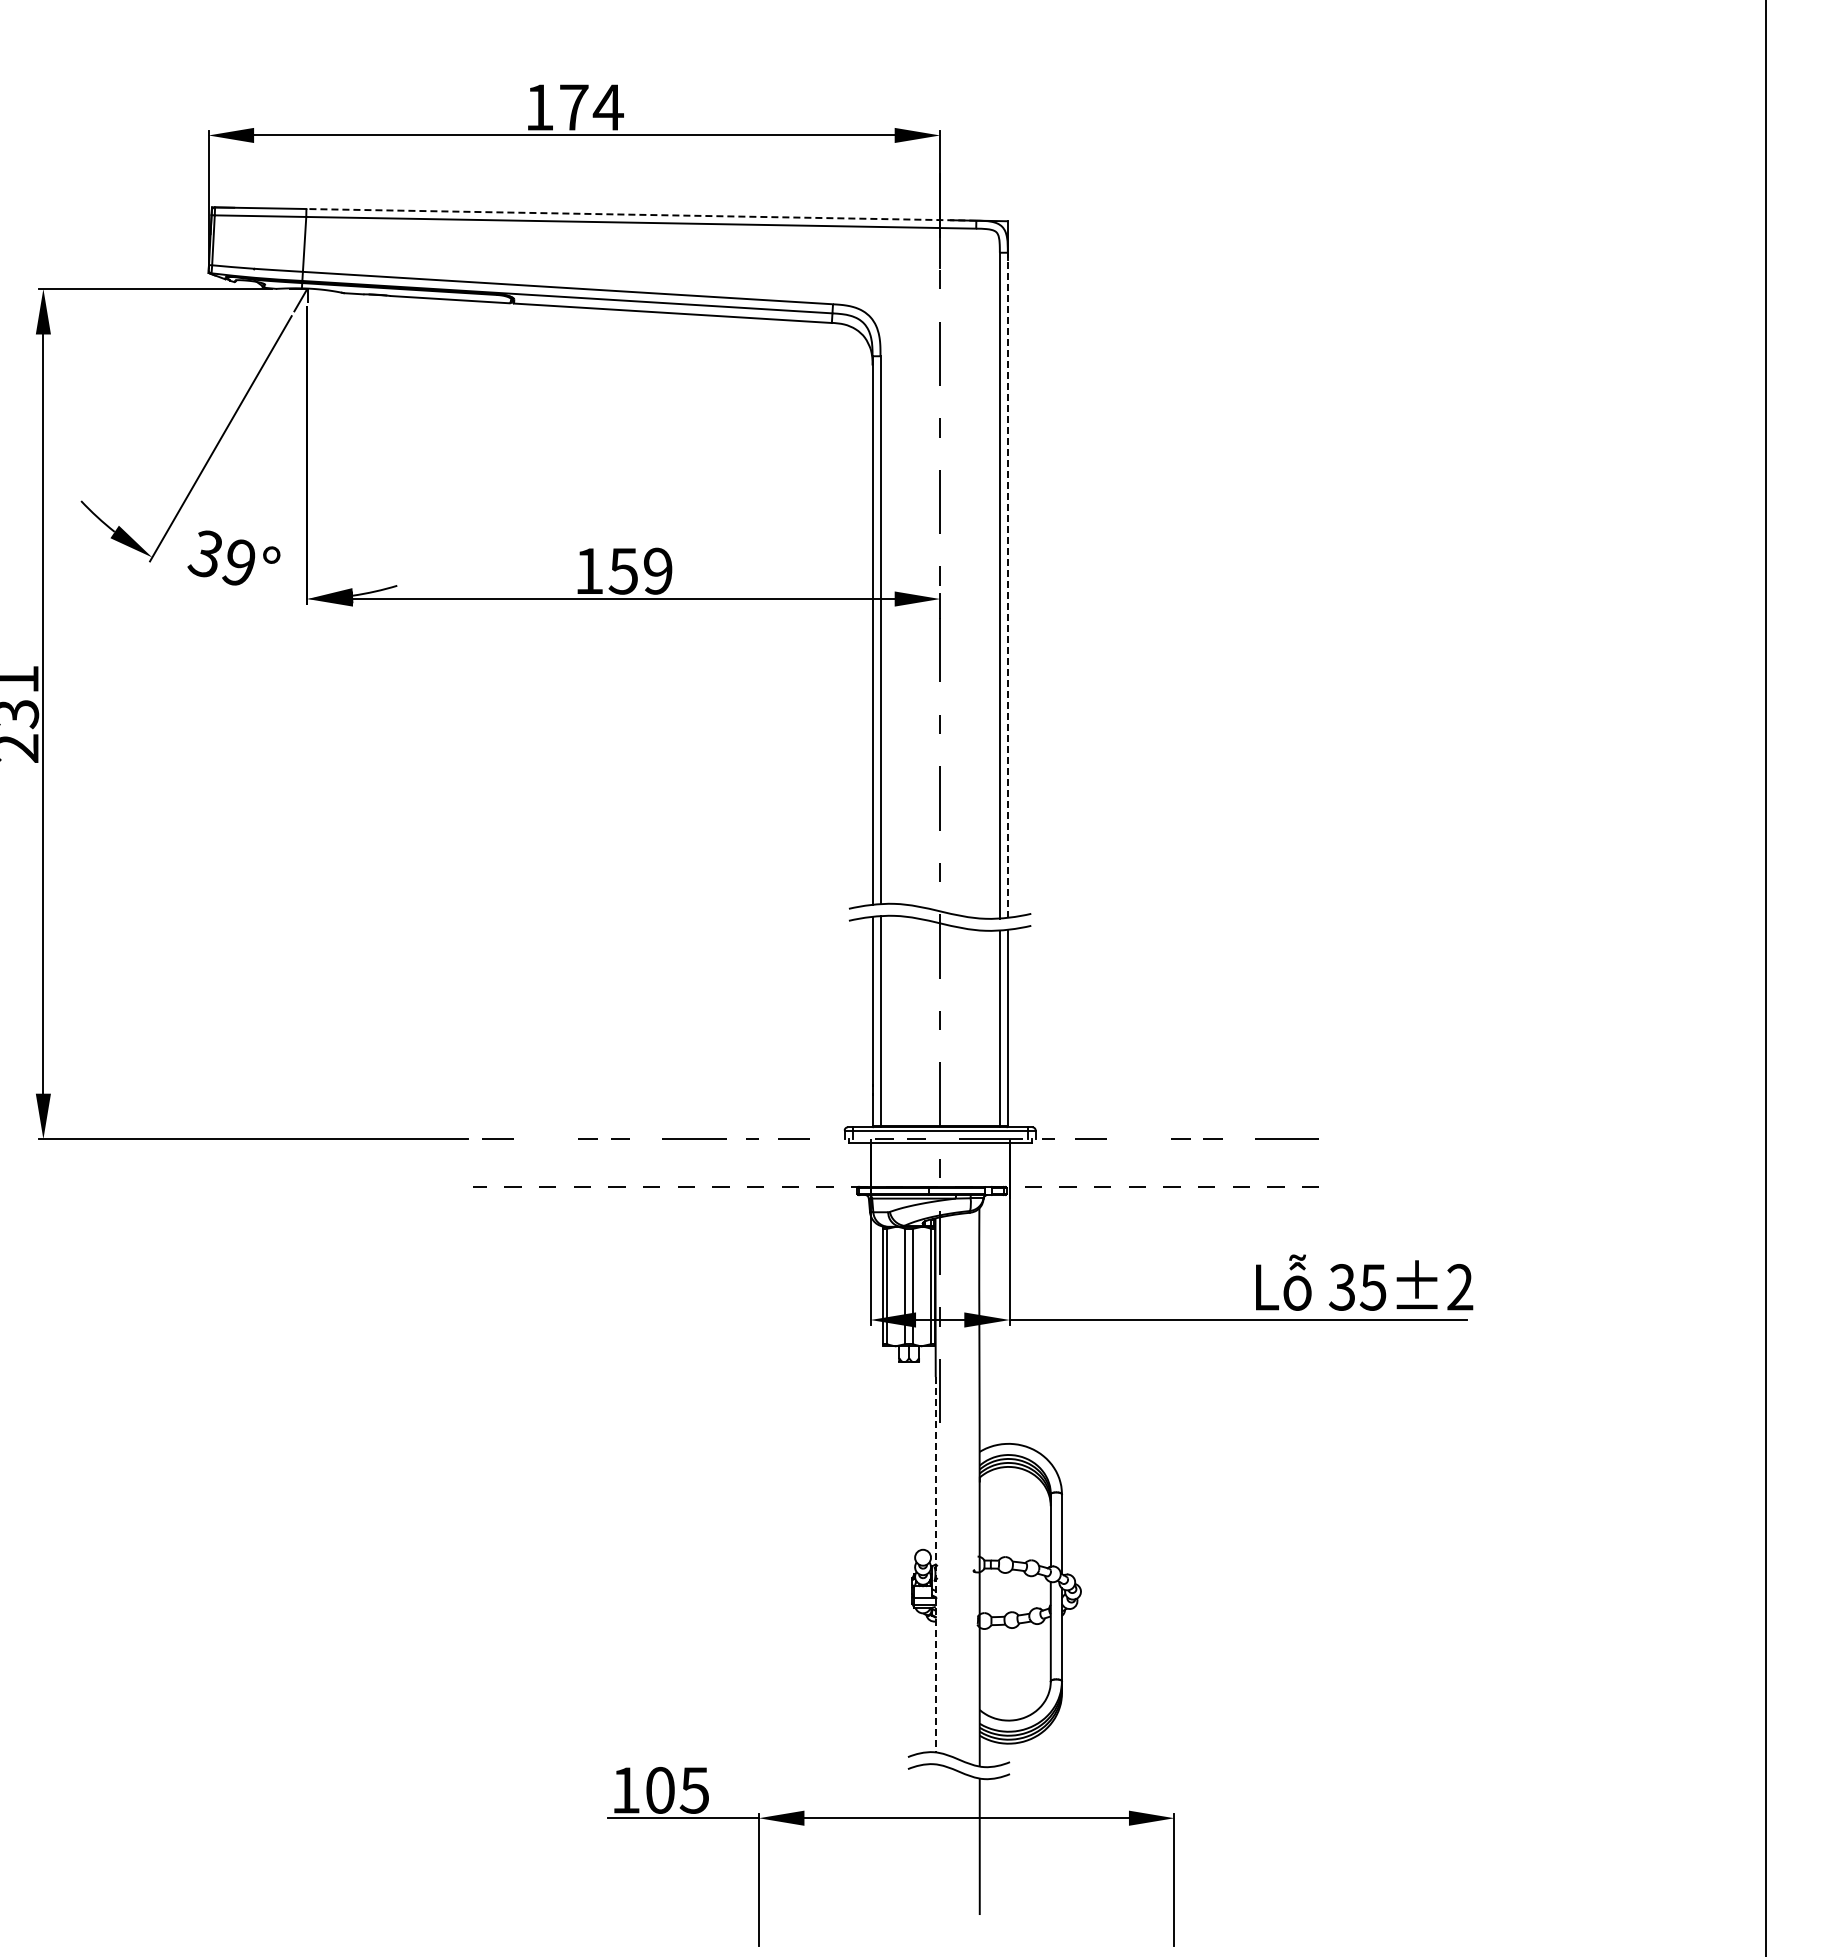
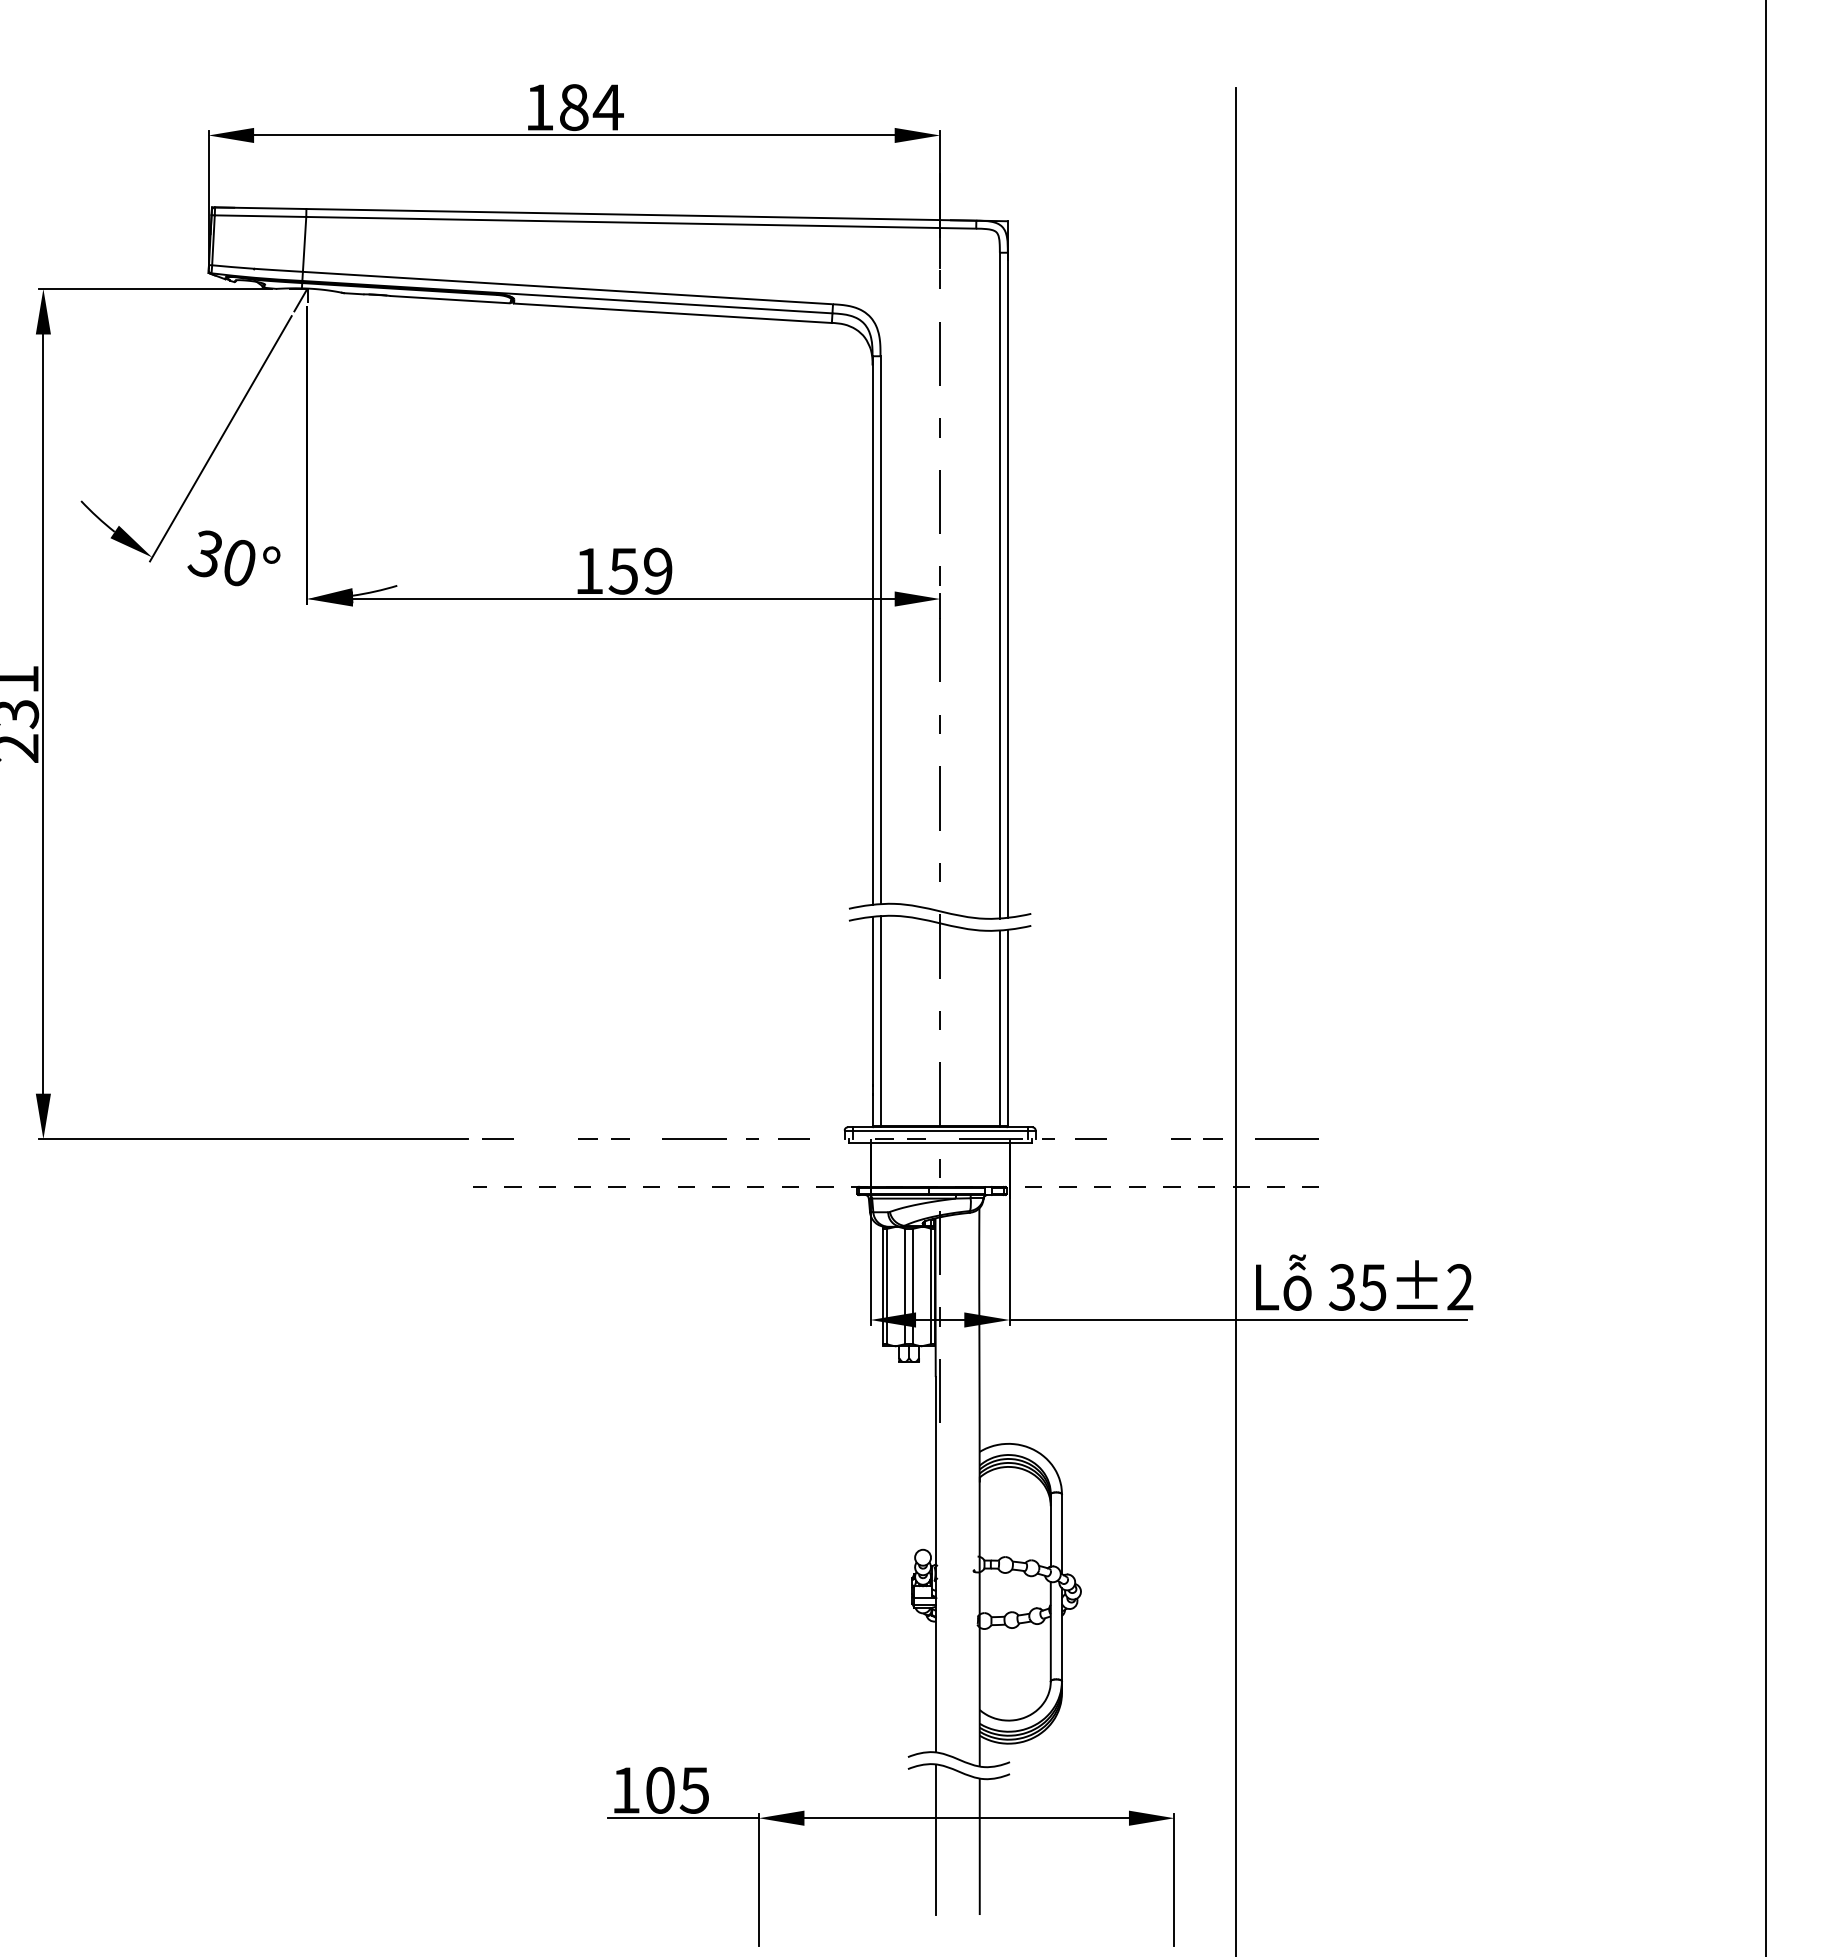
text: 174 -> 184 (574, 107)
line: dashed -> solid (640, 214)
text: 39° -> 30° (238, 562)
line: dashed -> solid (1007, 585)
line: none -> present (1236, 1020)
line: dashed -> solid (935, 1564)
line: none -> present (935, 1840)
